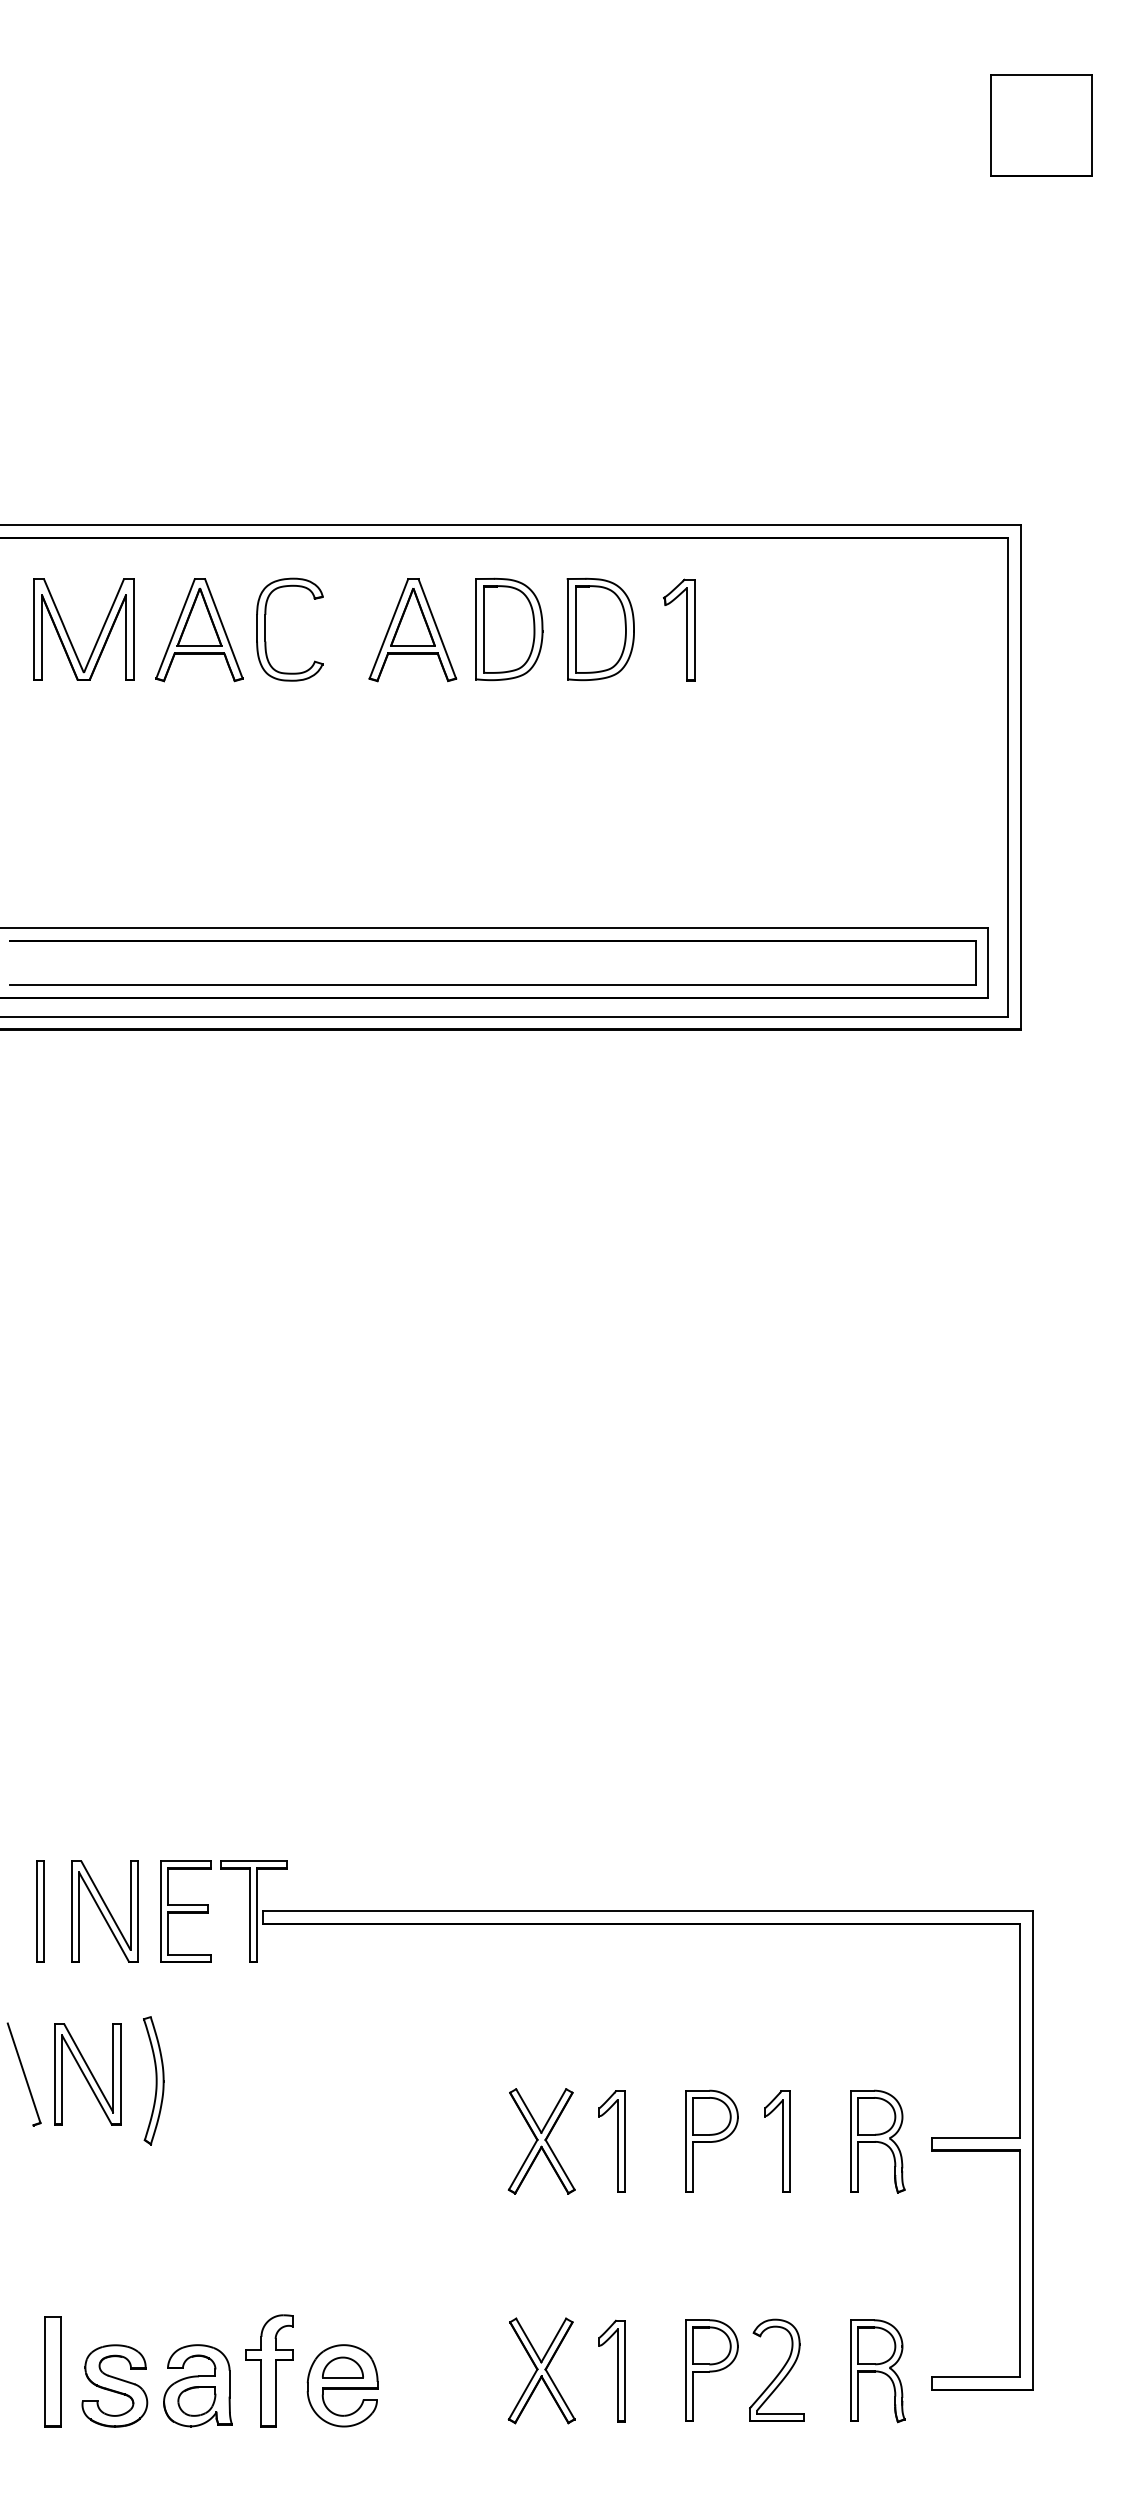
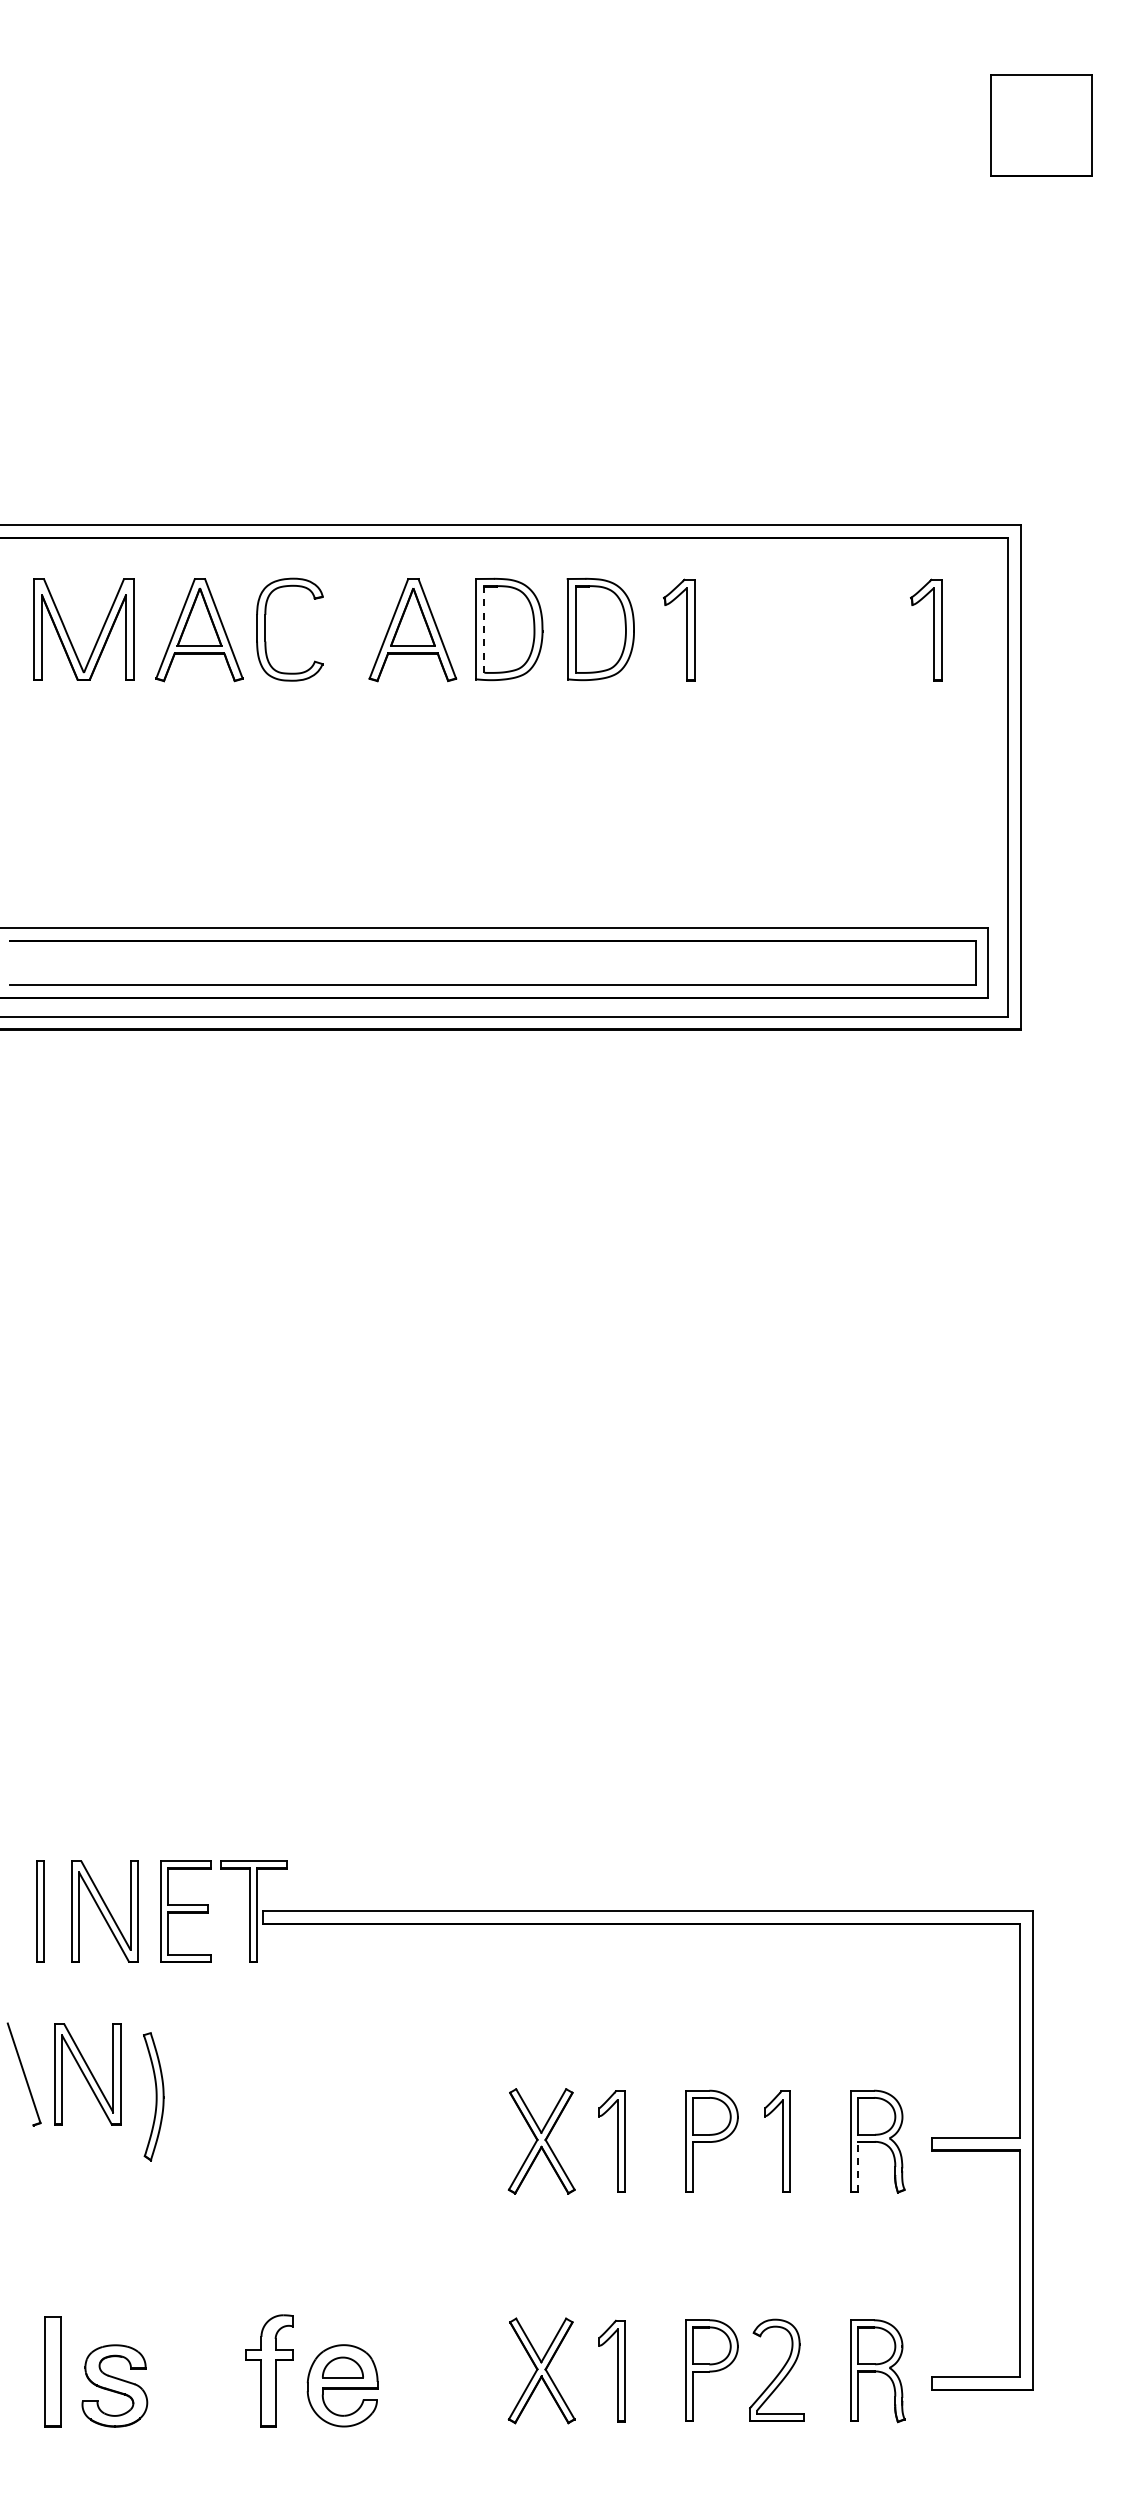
line: solid -> dashed (484, 629)
part: none -> present (933, 629)
part position: (153, 2080) -> (153, 2096) (153, 2096)
line: solid -> dashed (857, 2166)
part: present -> none (197, 2385)
